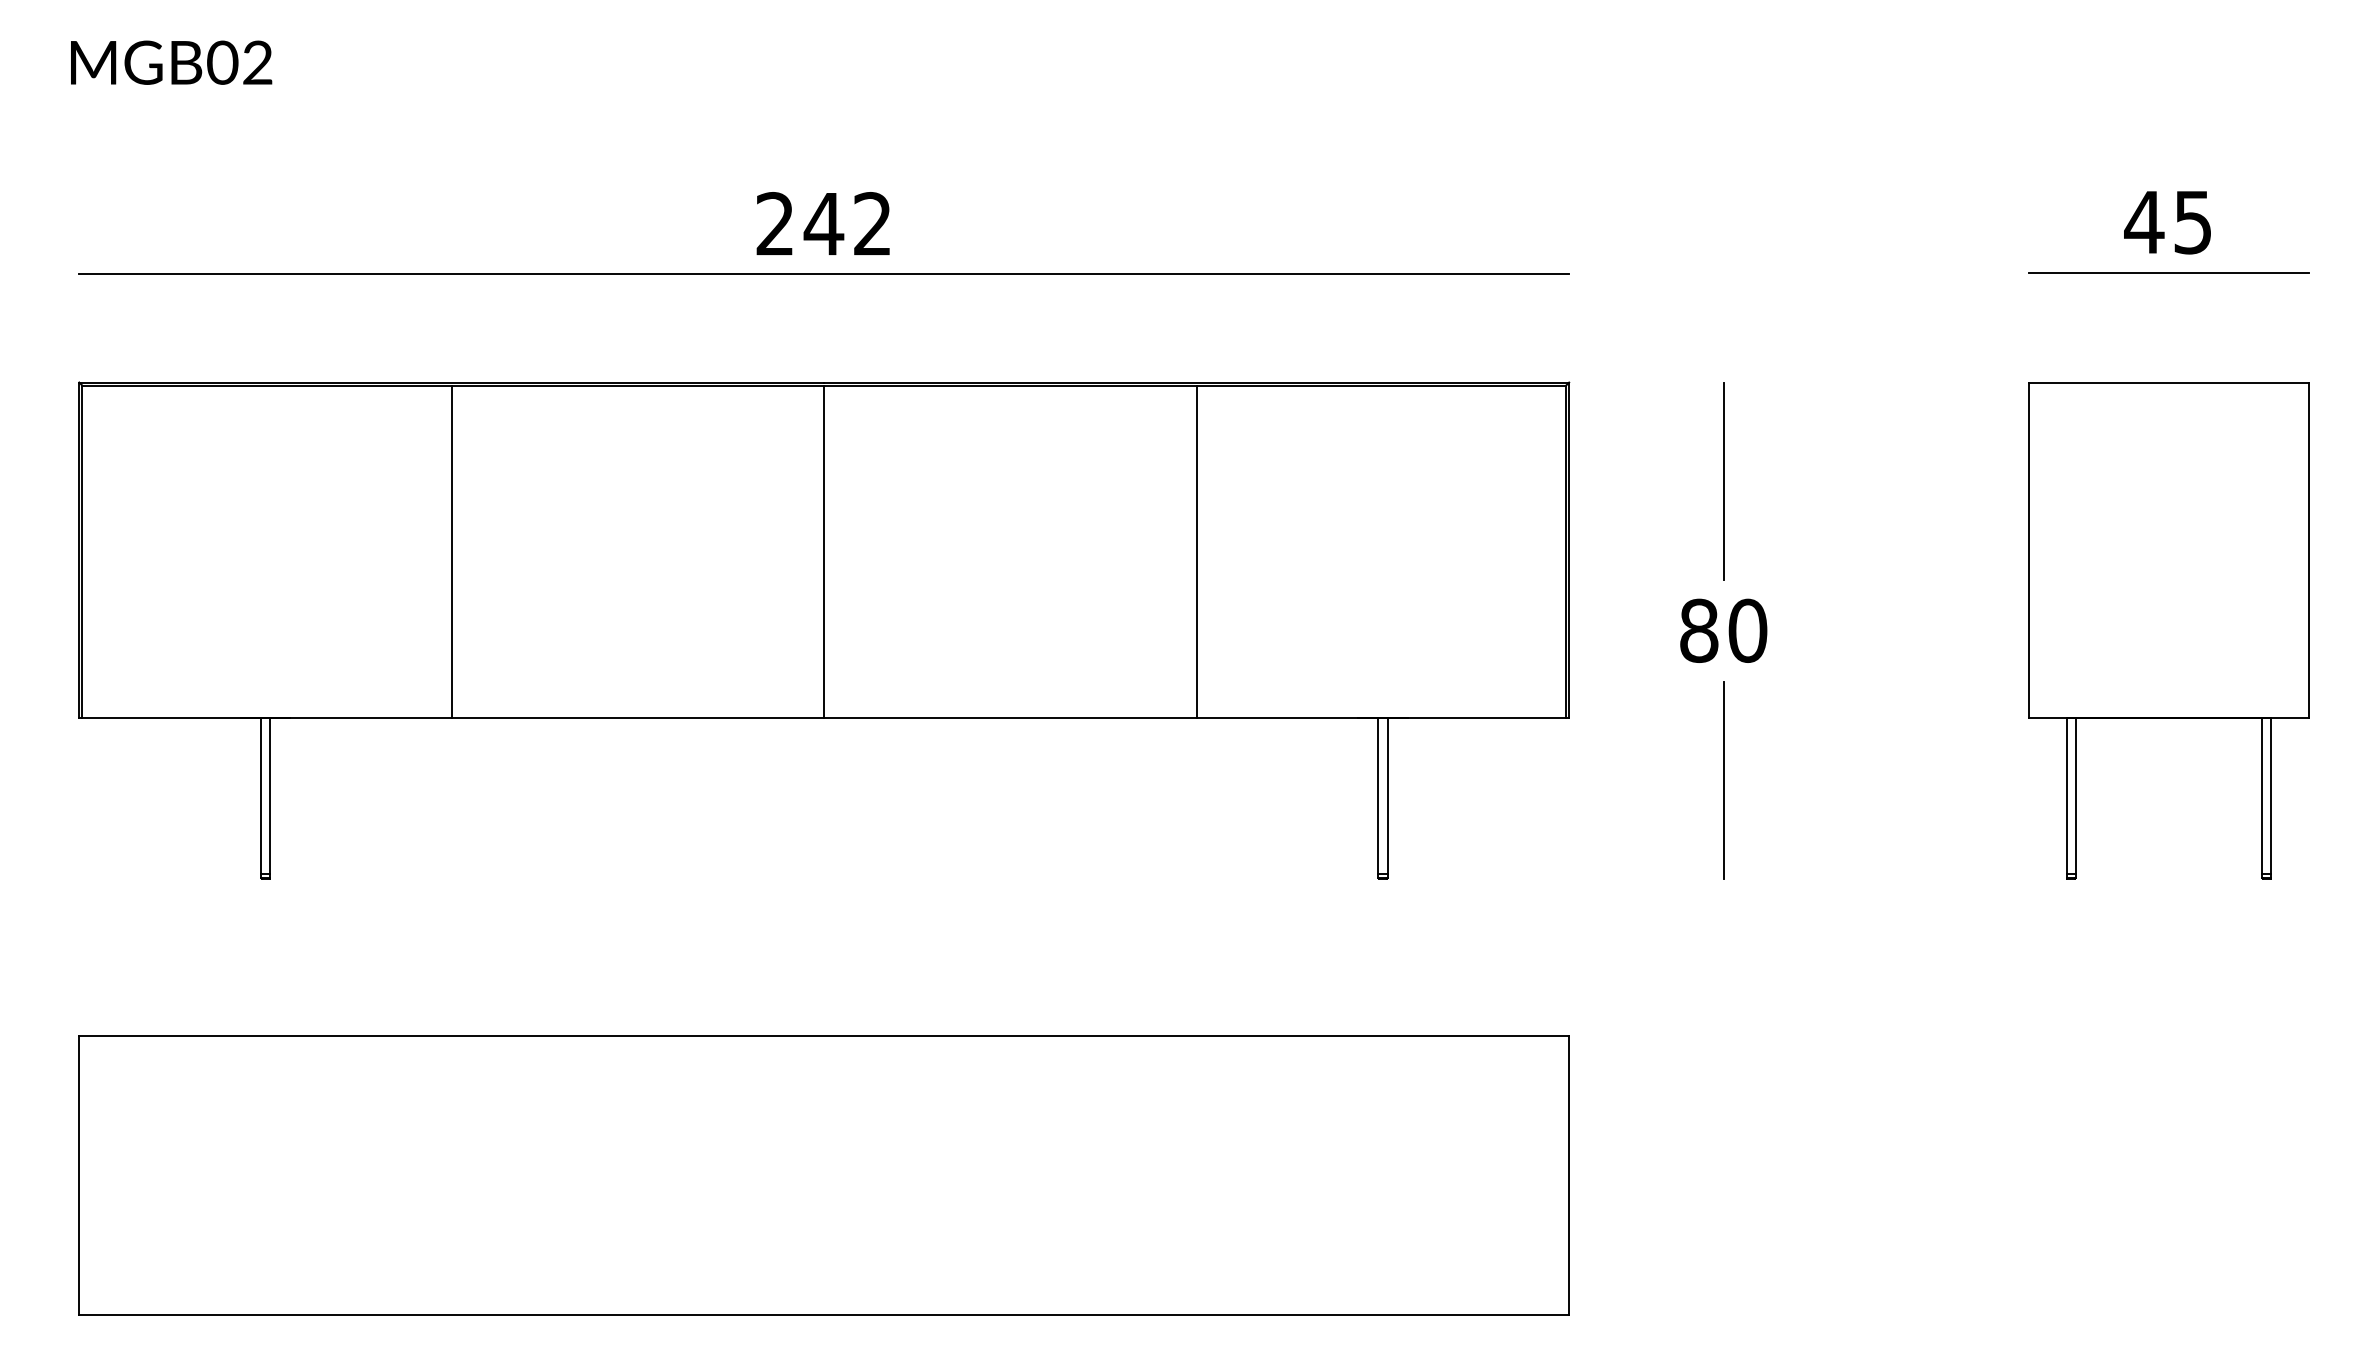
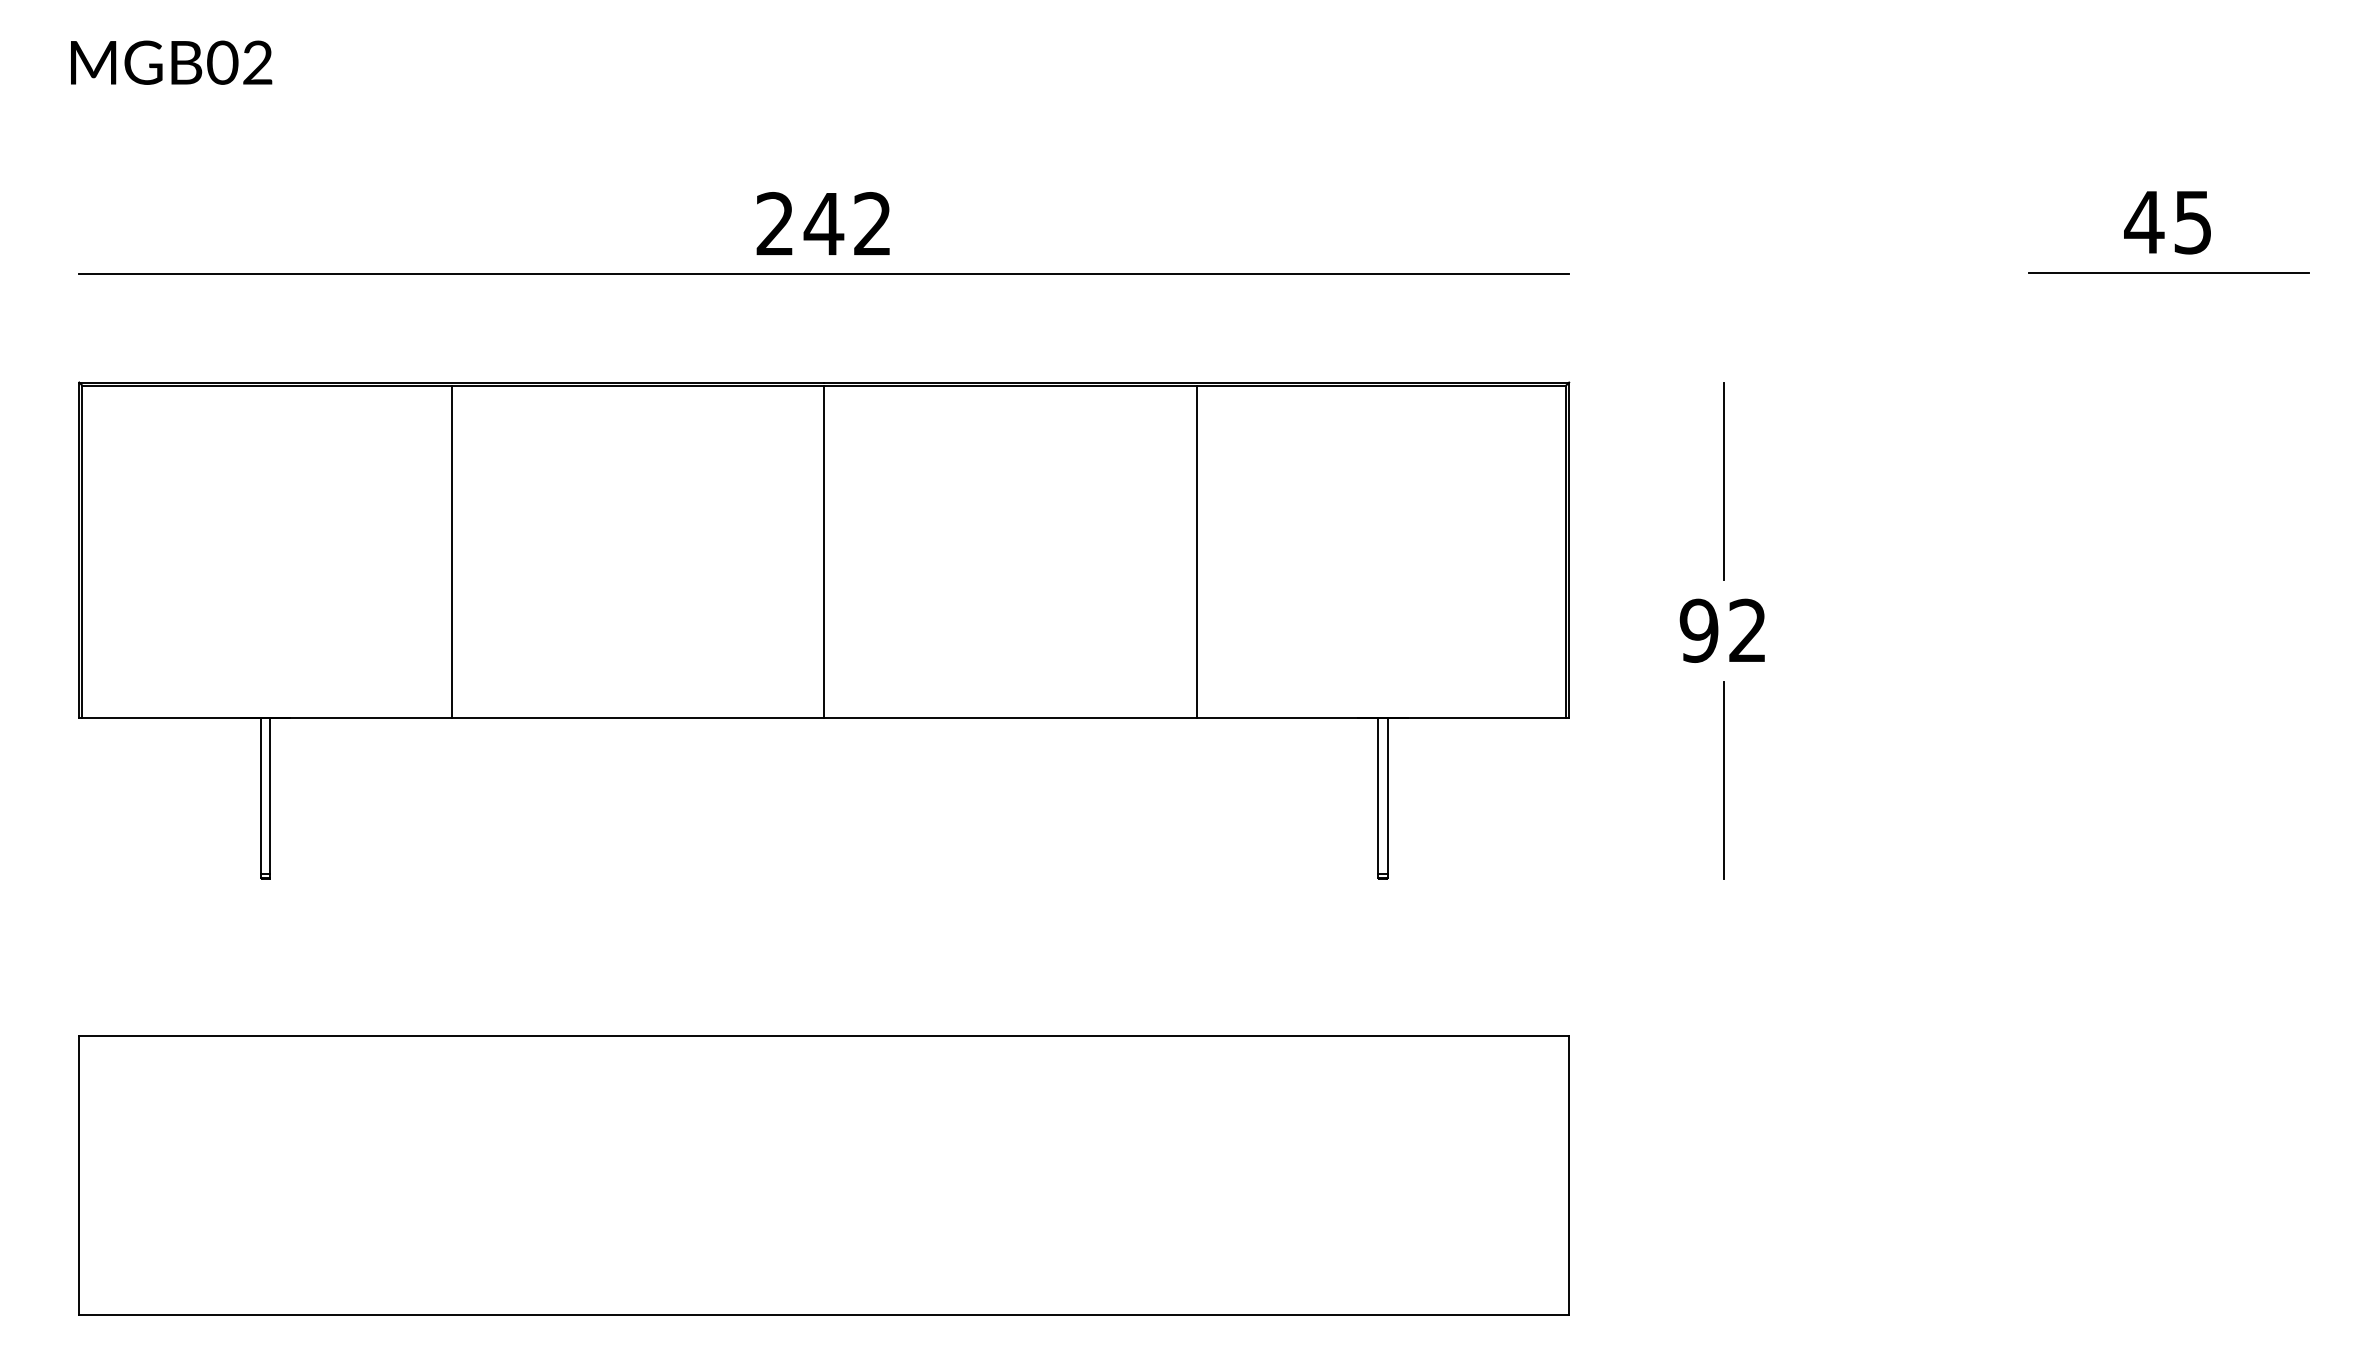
text: 80 -> 92 (1723, 630)
part: present -> none (2168, 630)
